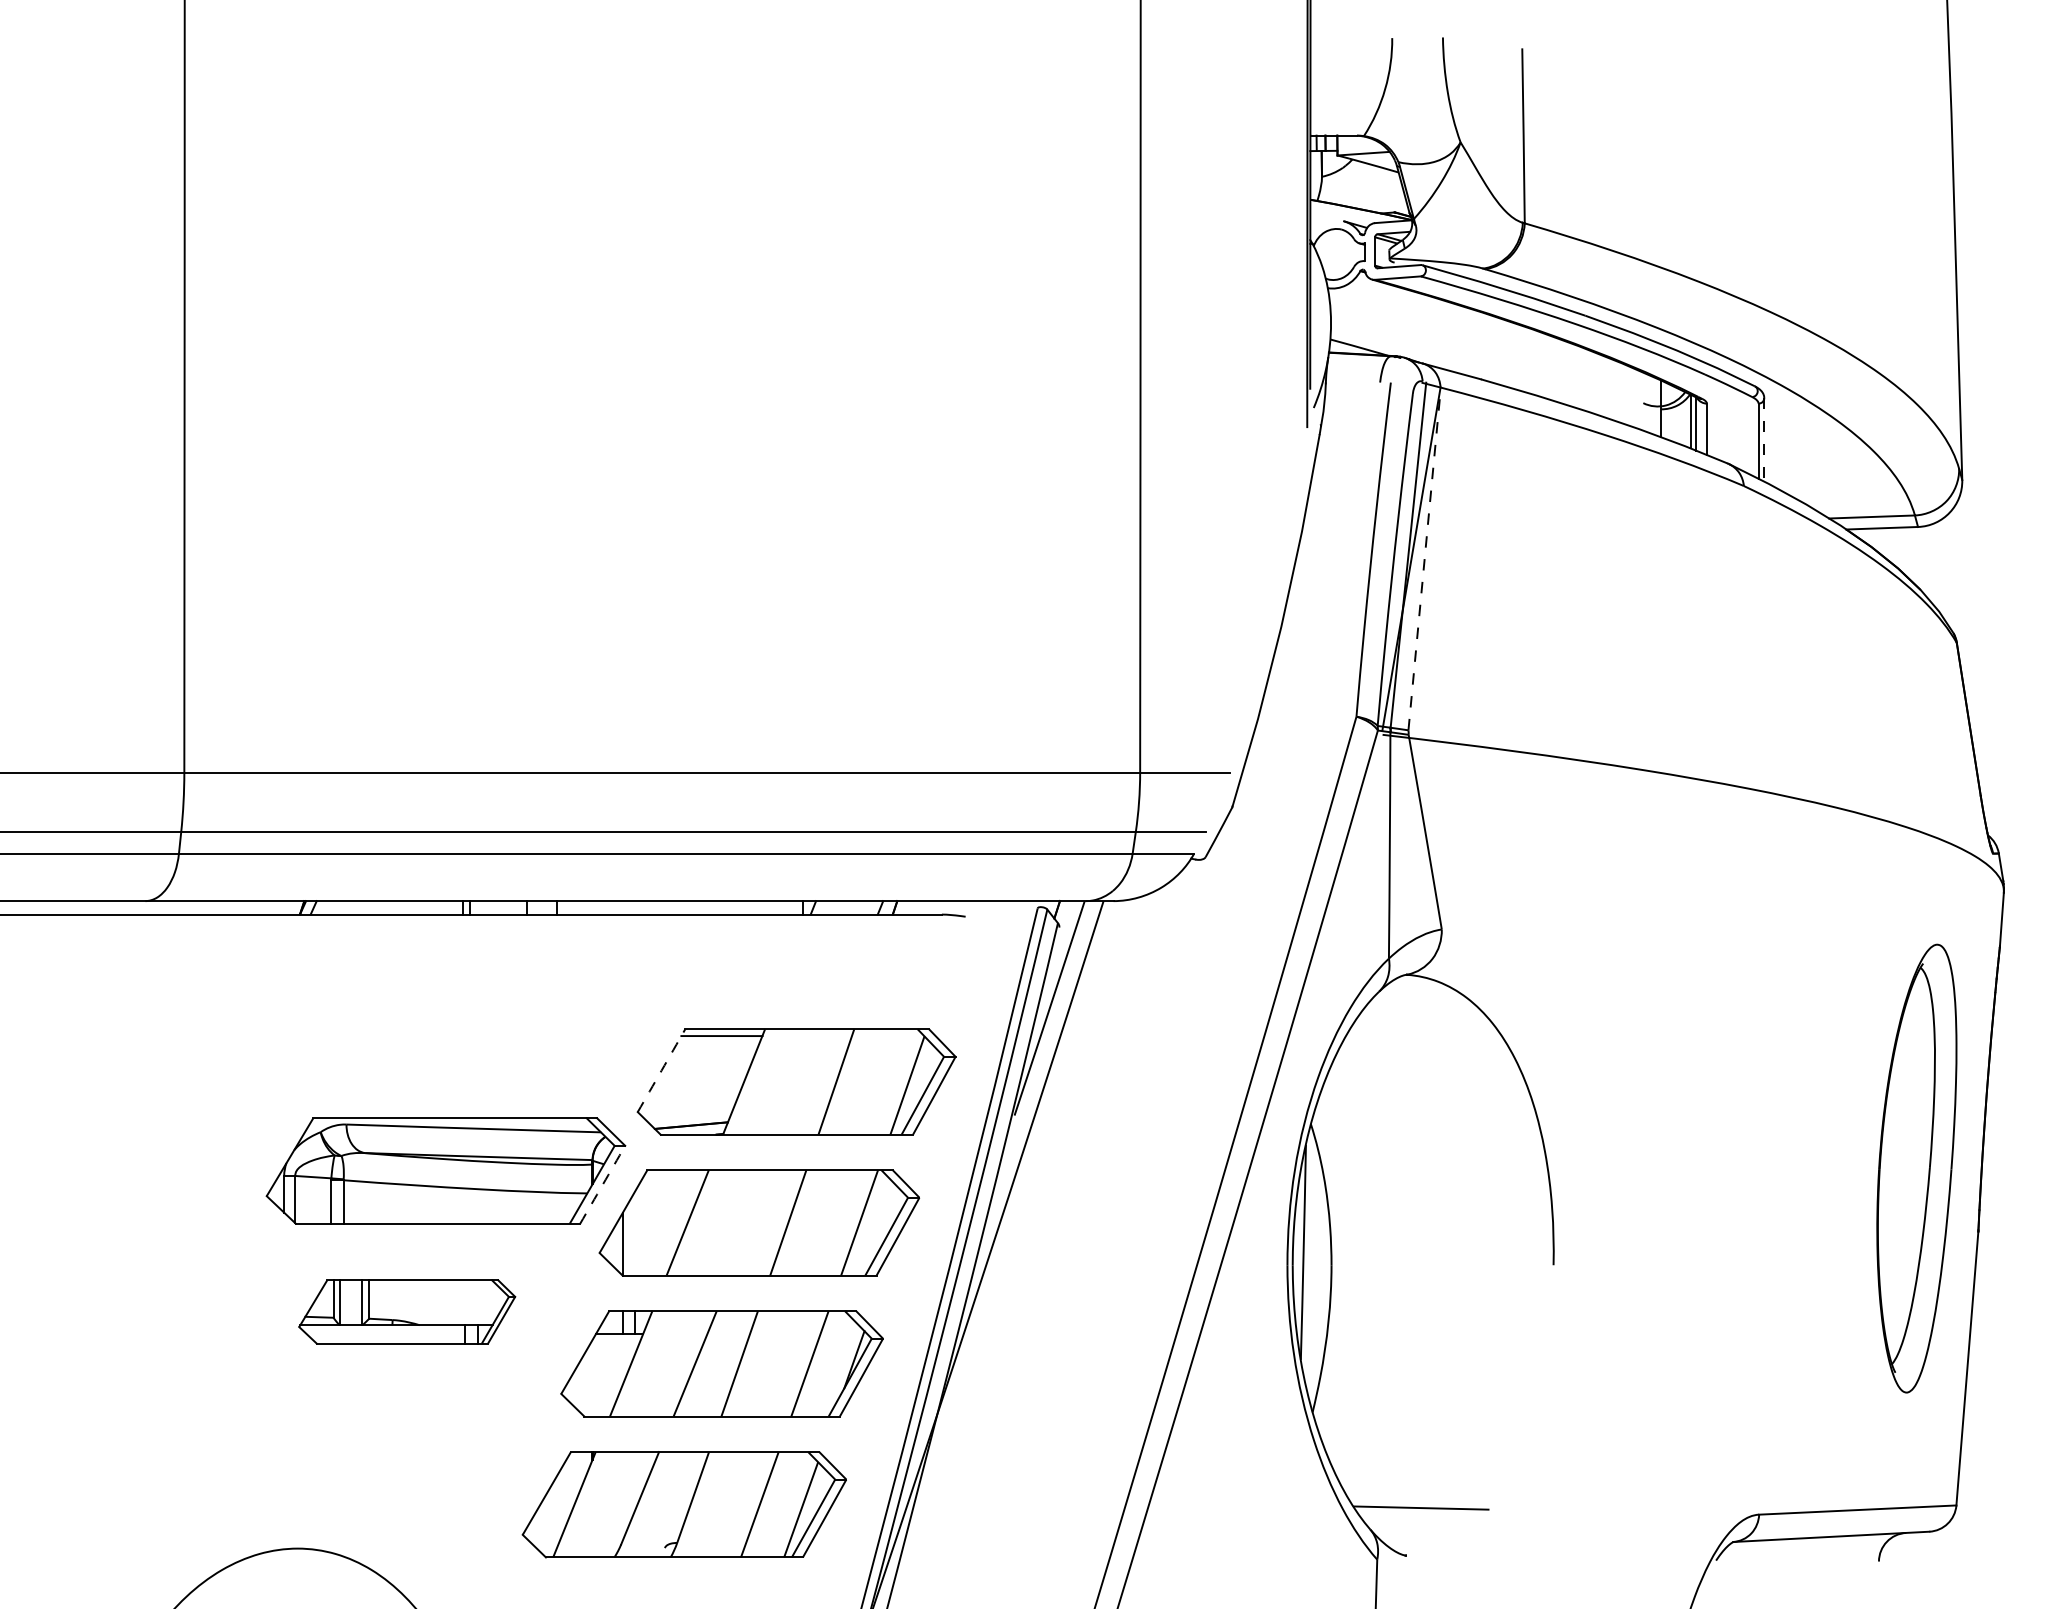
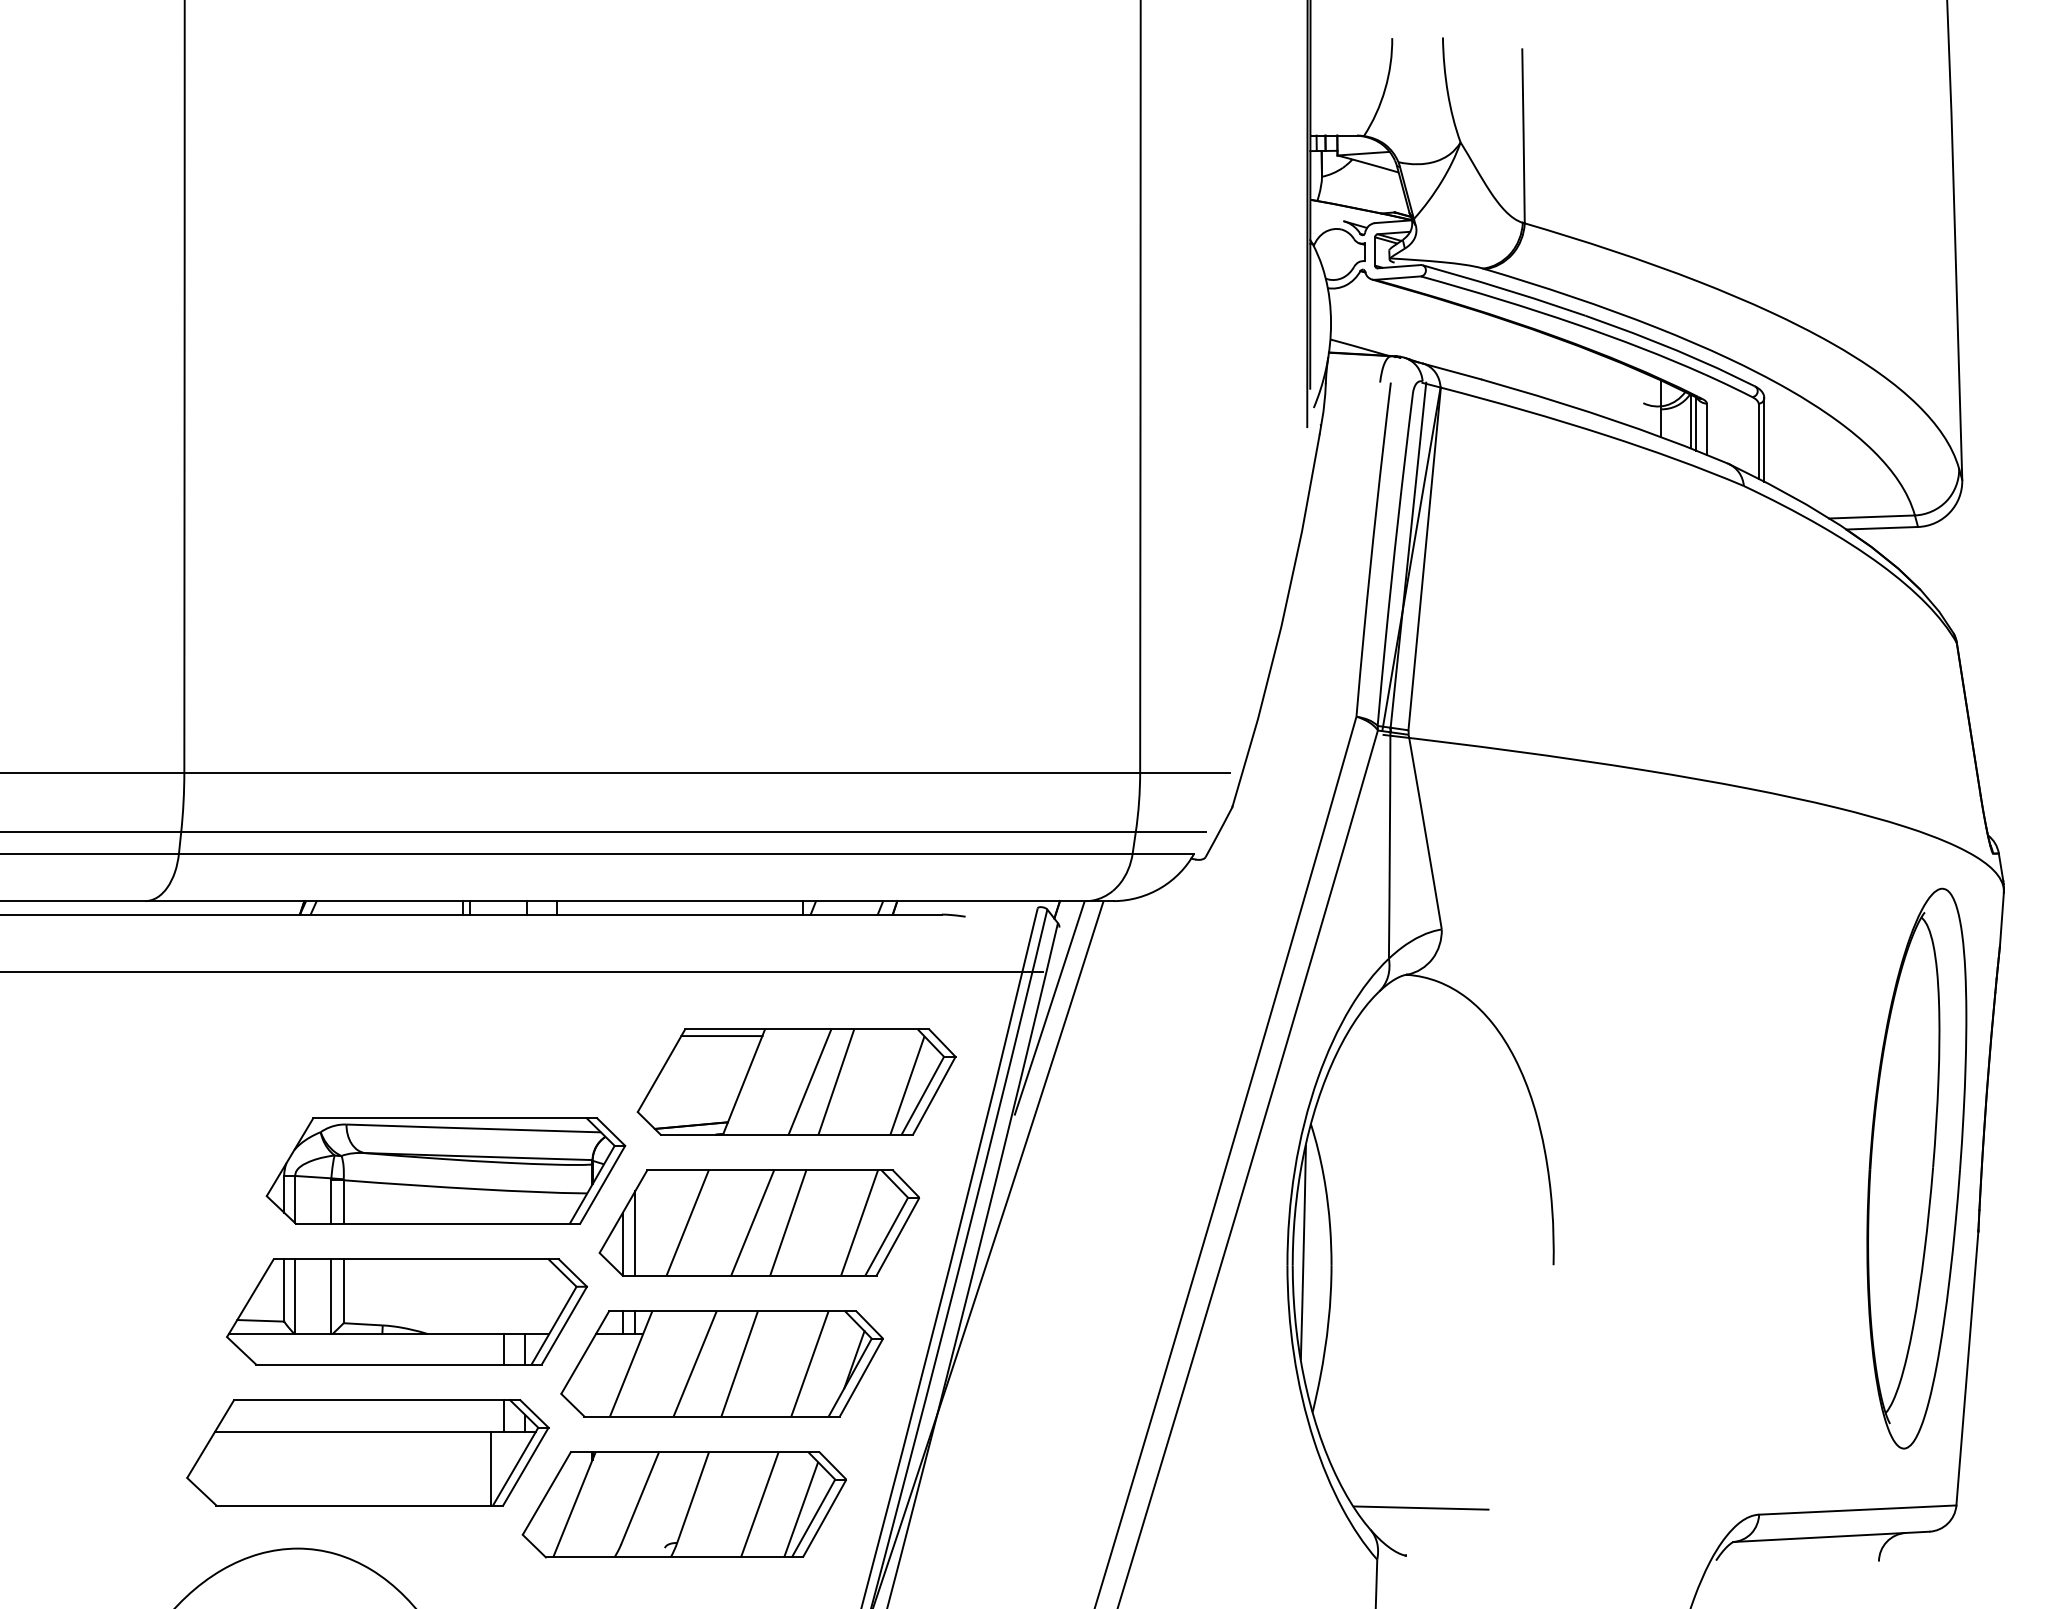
line: dashed -> solid (1764, 439)
line: dashed -> solid (1424, 558)
line: none -> present (522, 971)
arc: dashed -> solid (661, 1070)
line: none -> present (809, 1081)
part size: 82x451 px -> 102x563 px (1916, 1168)
arc: dashed -> solid (602, 1184)
line: none -> present (752, 1222)
line: none -> present (635, 1233)
part size: 219x66 px -> 363x108 px (407, 1311)
part: none -> present (367, 1452)
